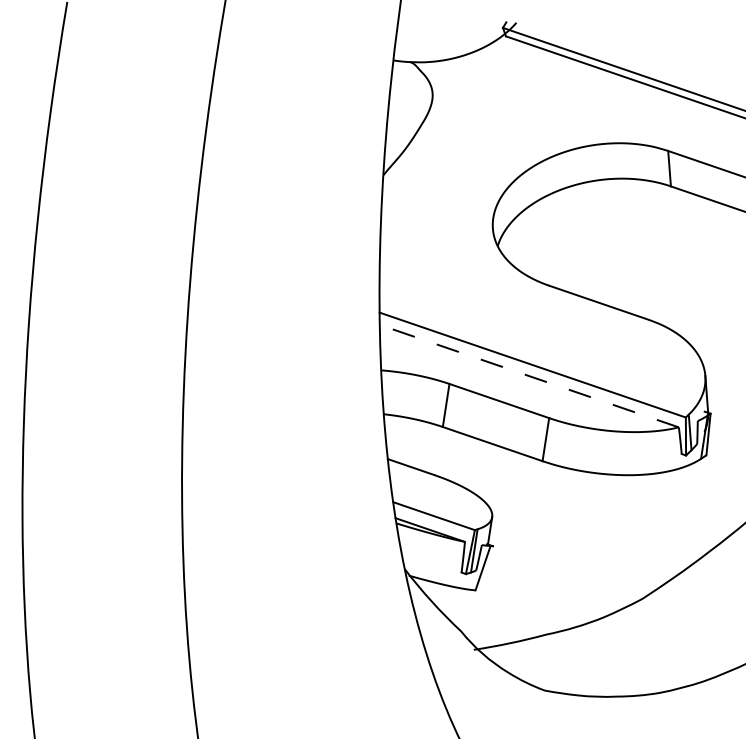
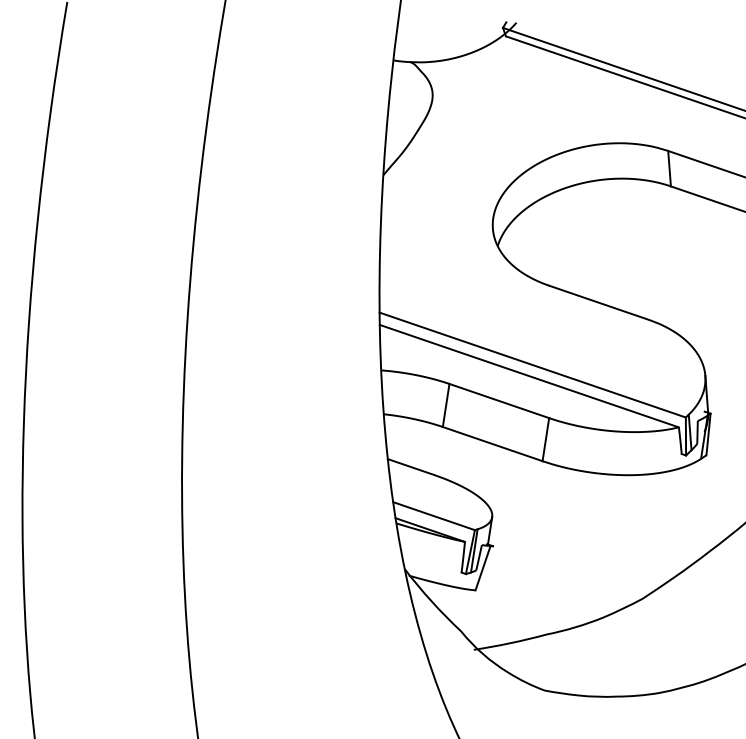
line: dashed -> solid (528, 375)
